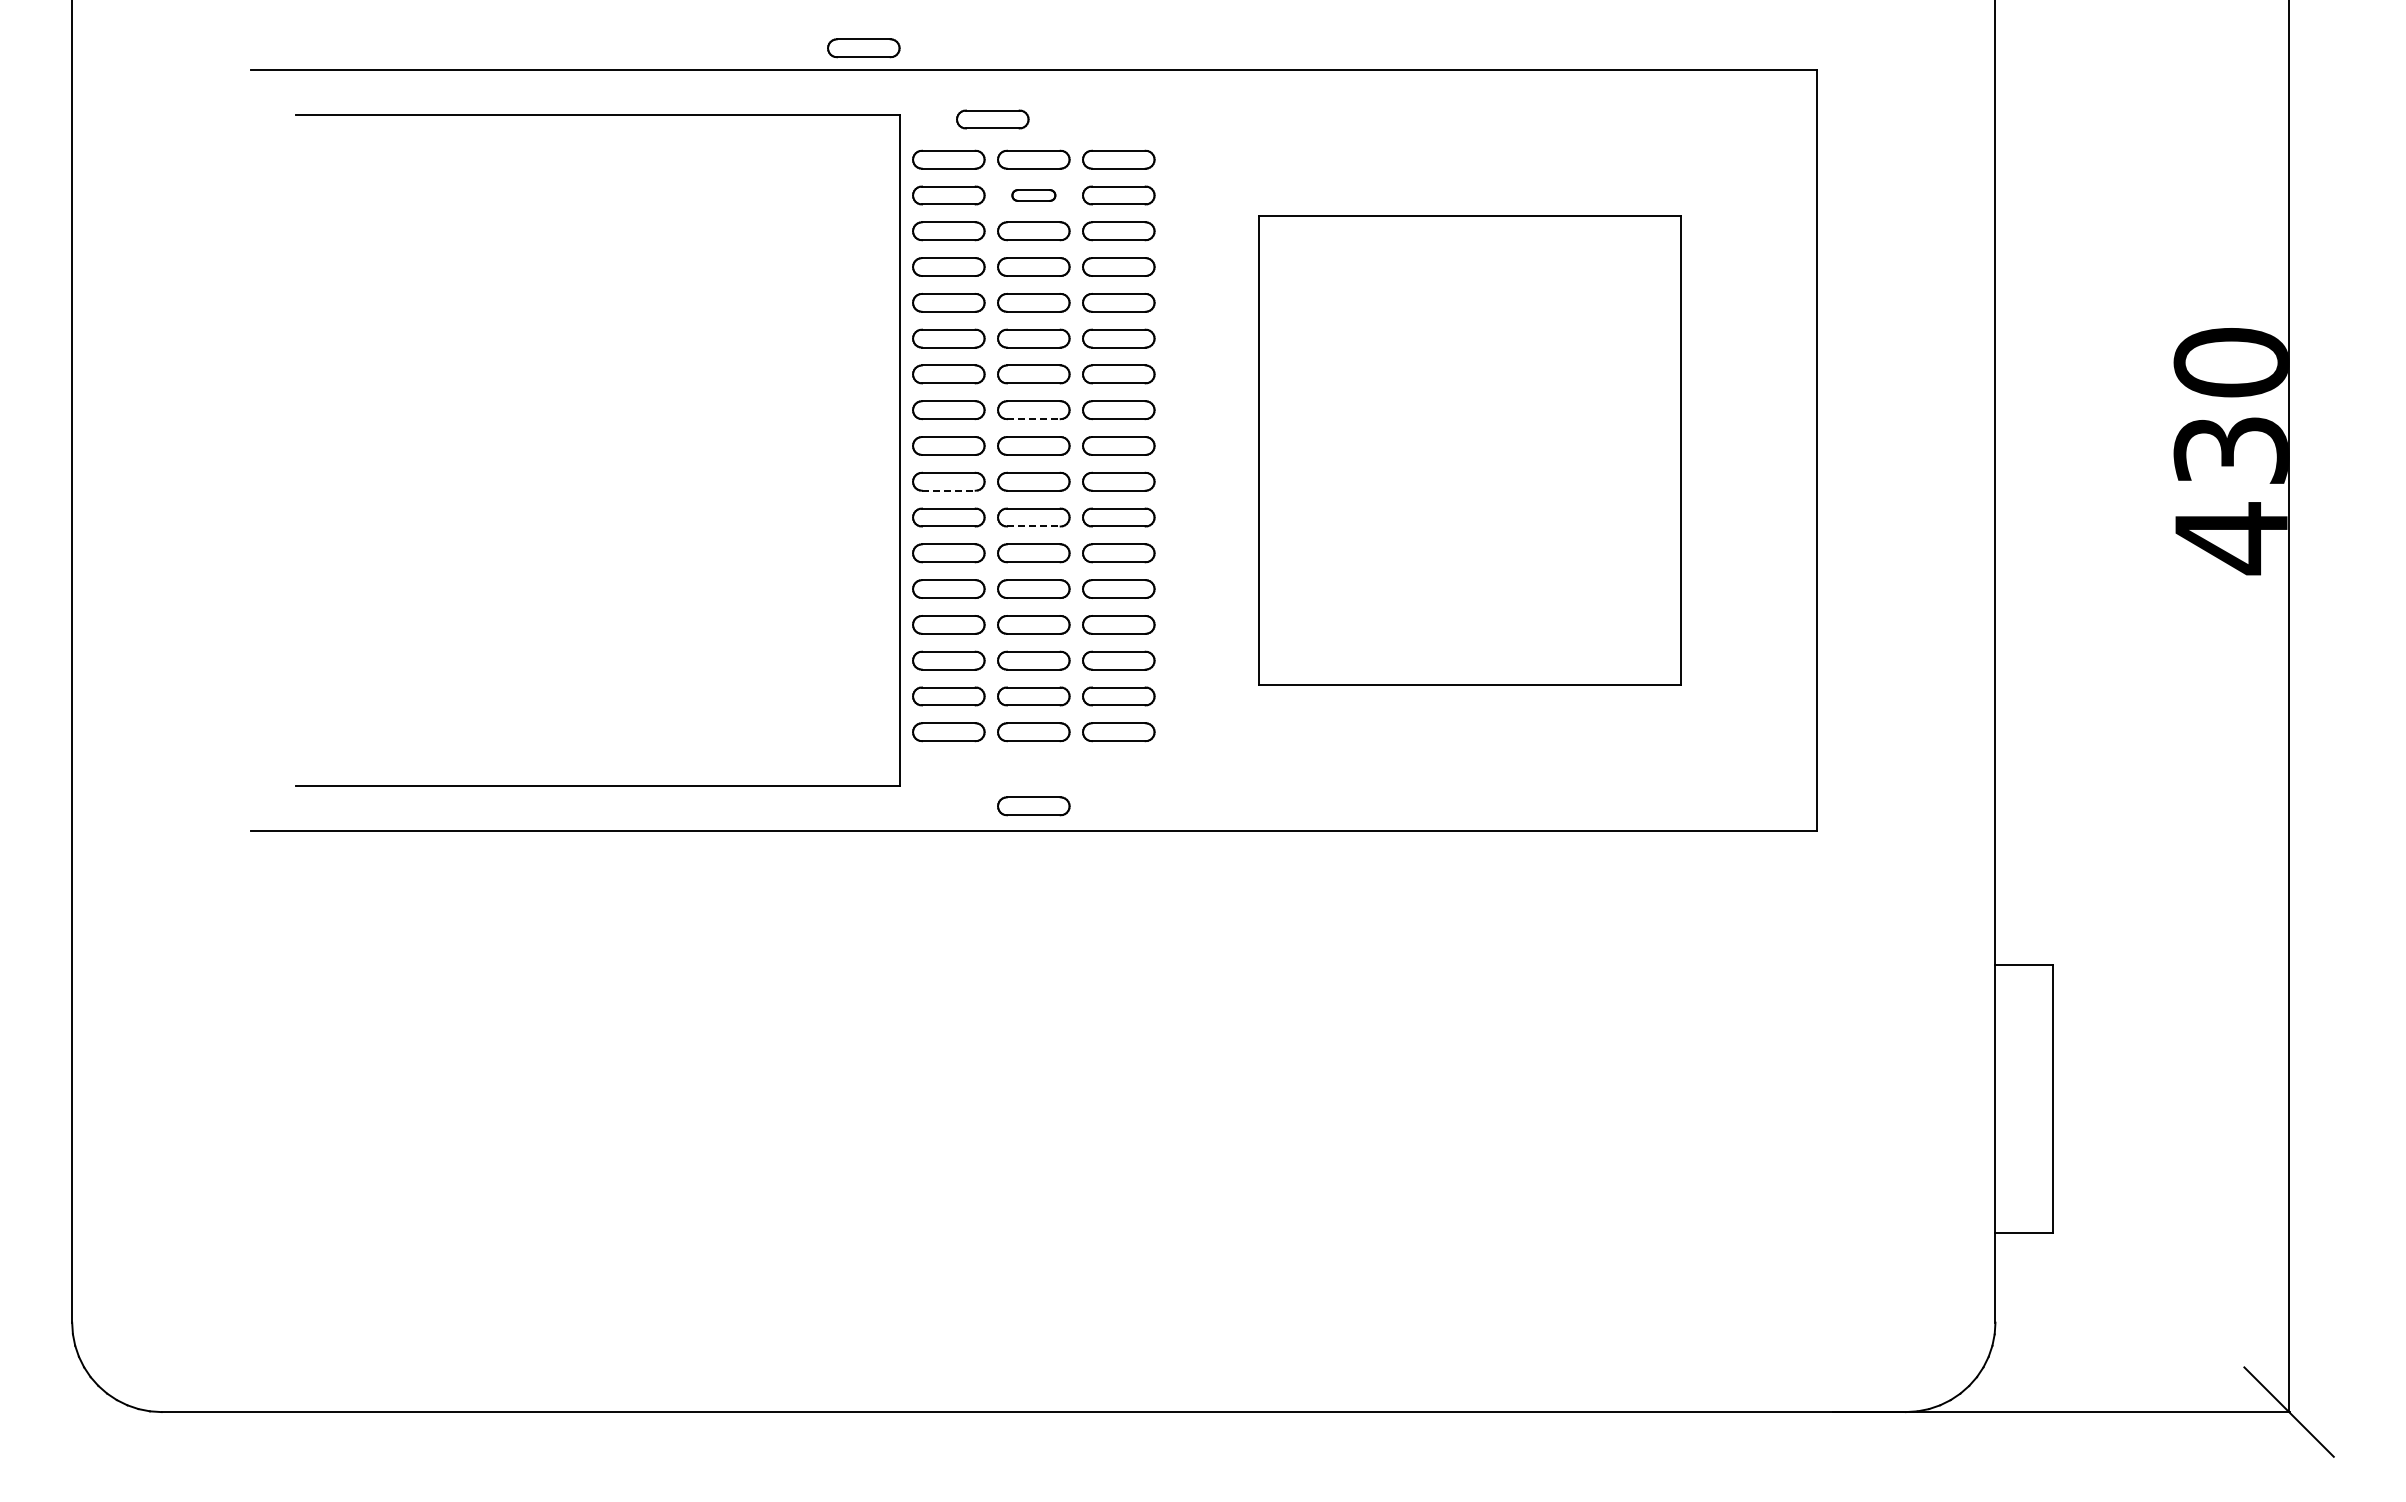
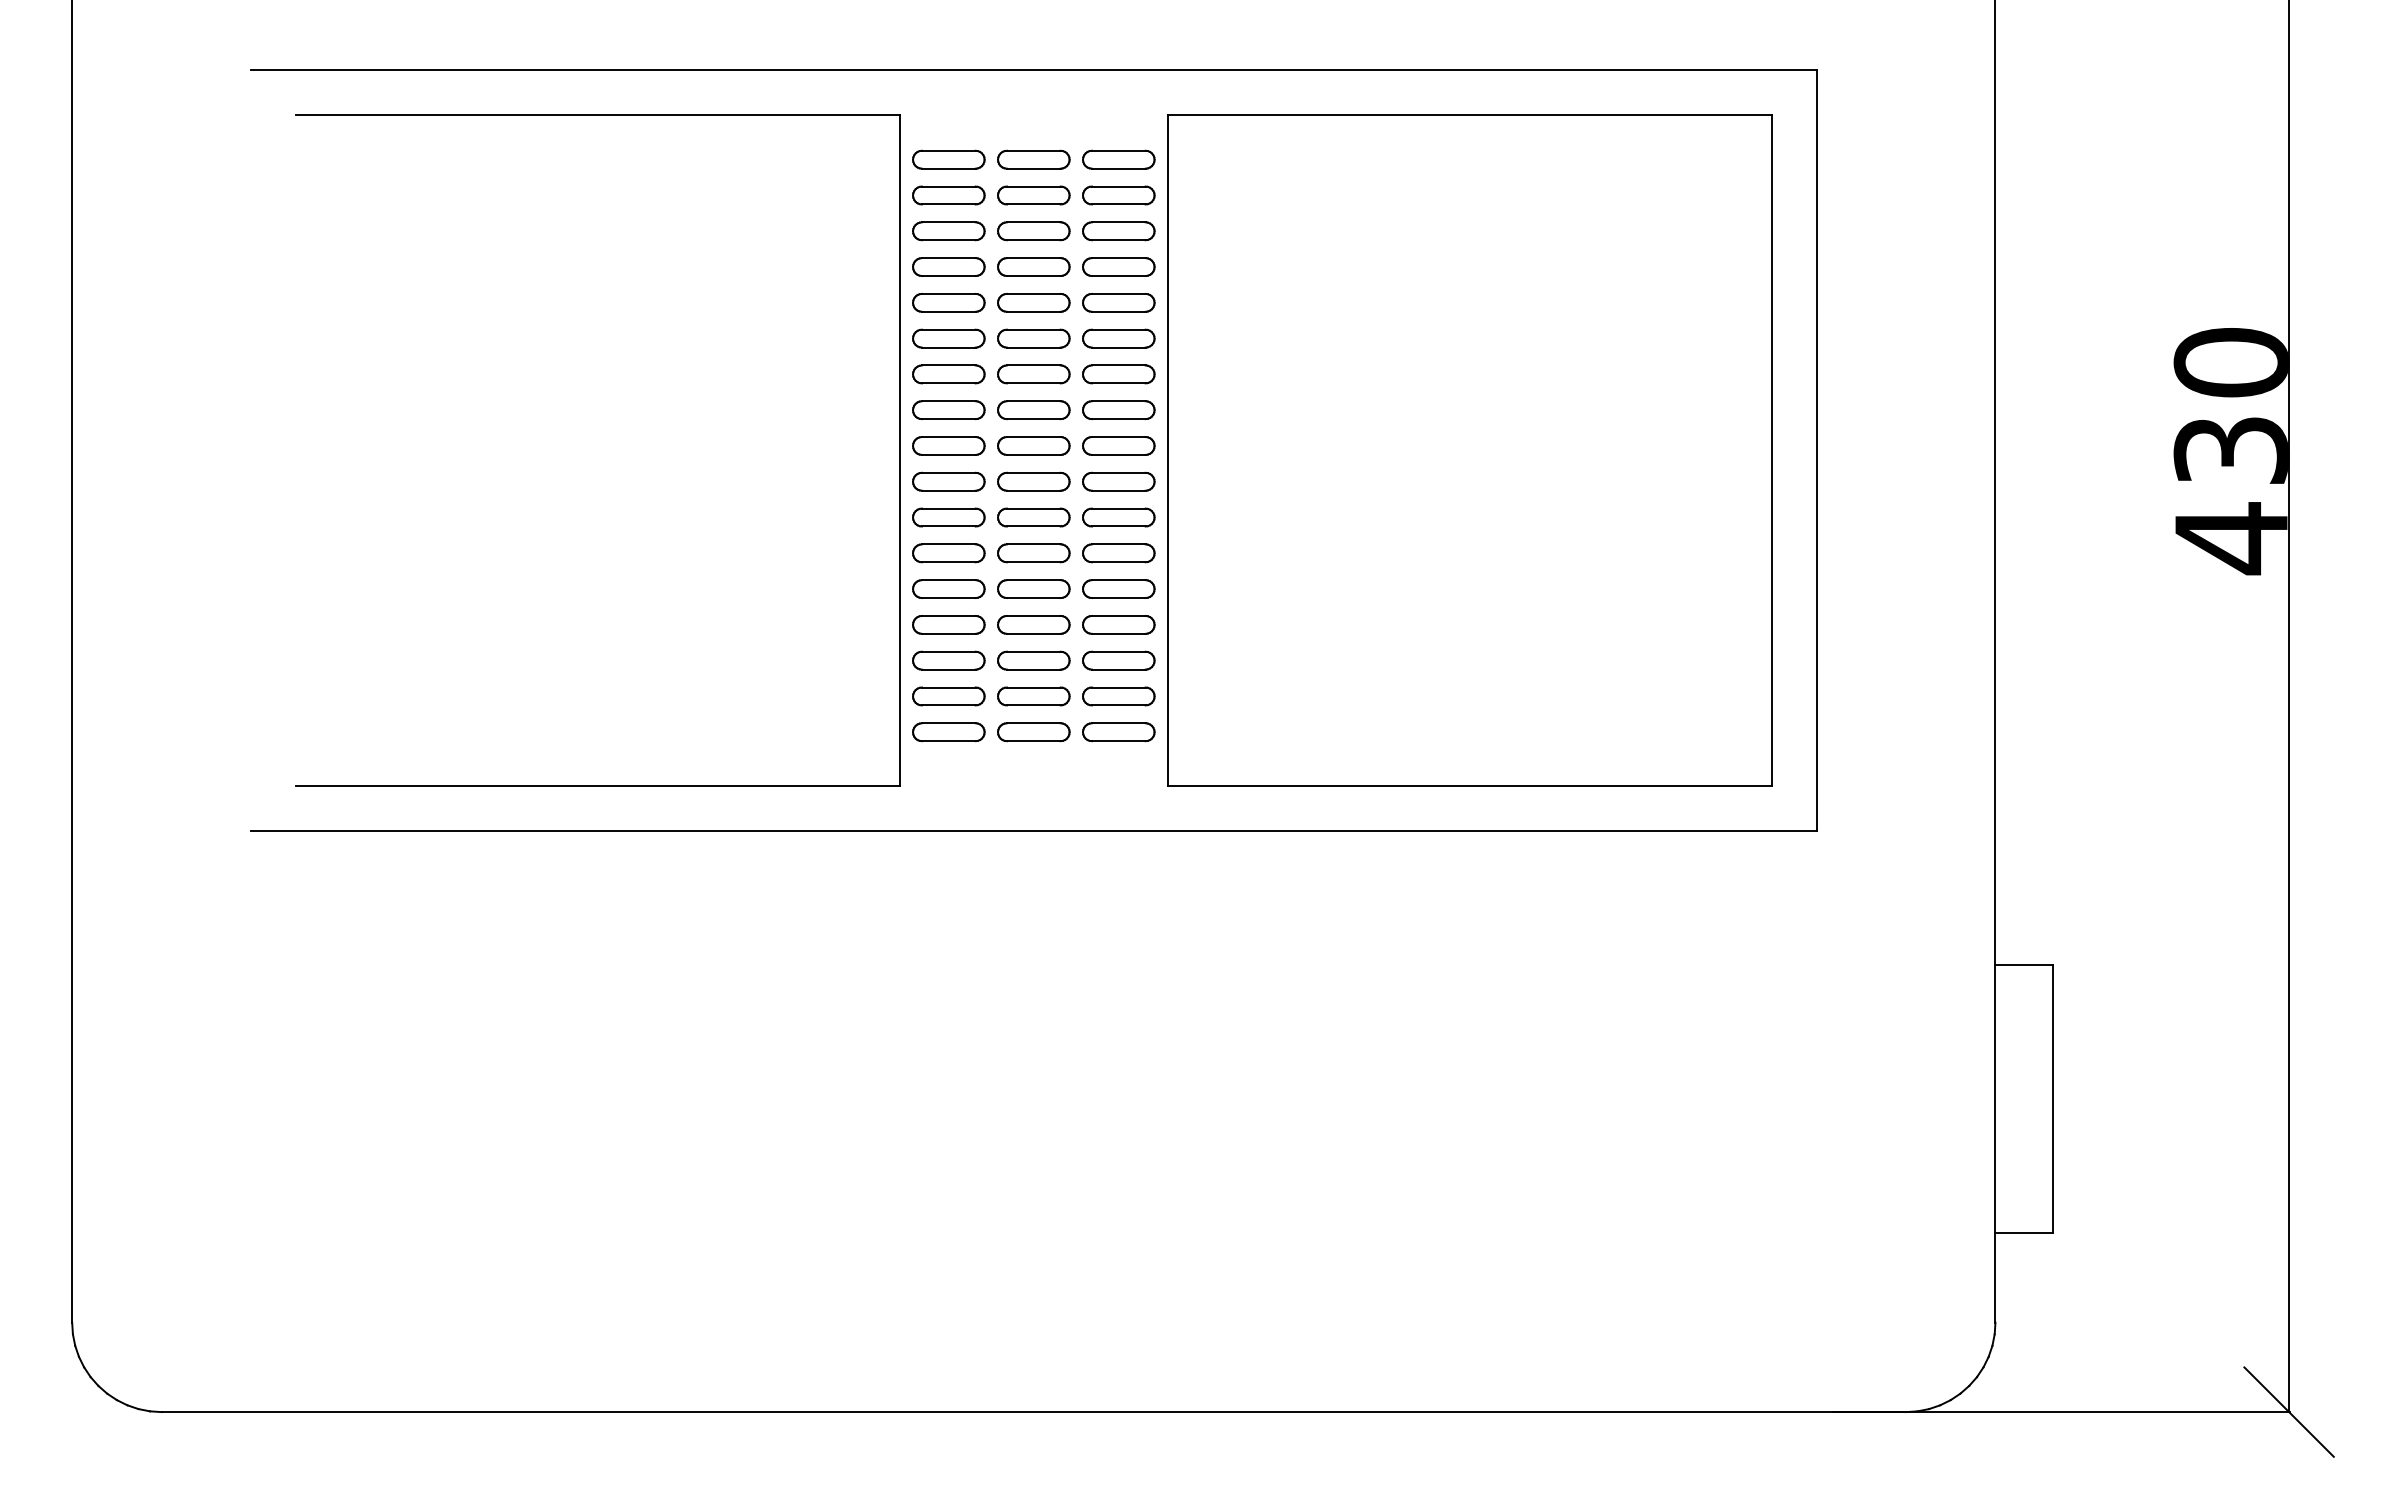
part: present -> none (863, 48)
part: present -> none (992, 119)
part size: 46x13 px -> 74x21 px (1033, 195)
line: dashed -> solid (1033, 419)
part size: 424x471 px -> 606x673 px (1469, 450)
line: dashed -> solid (948, 490)
line: dashed -> solid (1033, 526)
part: present -> none (1033, 806)
